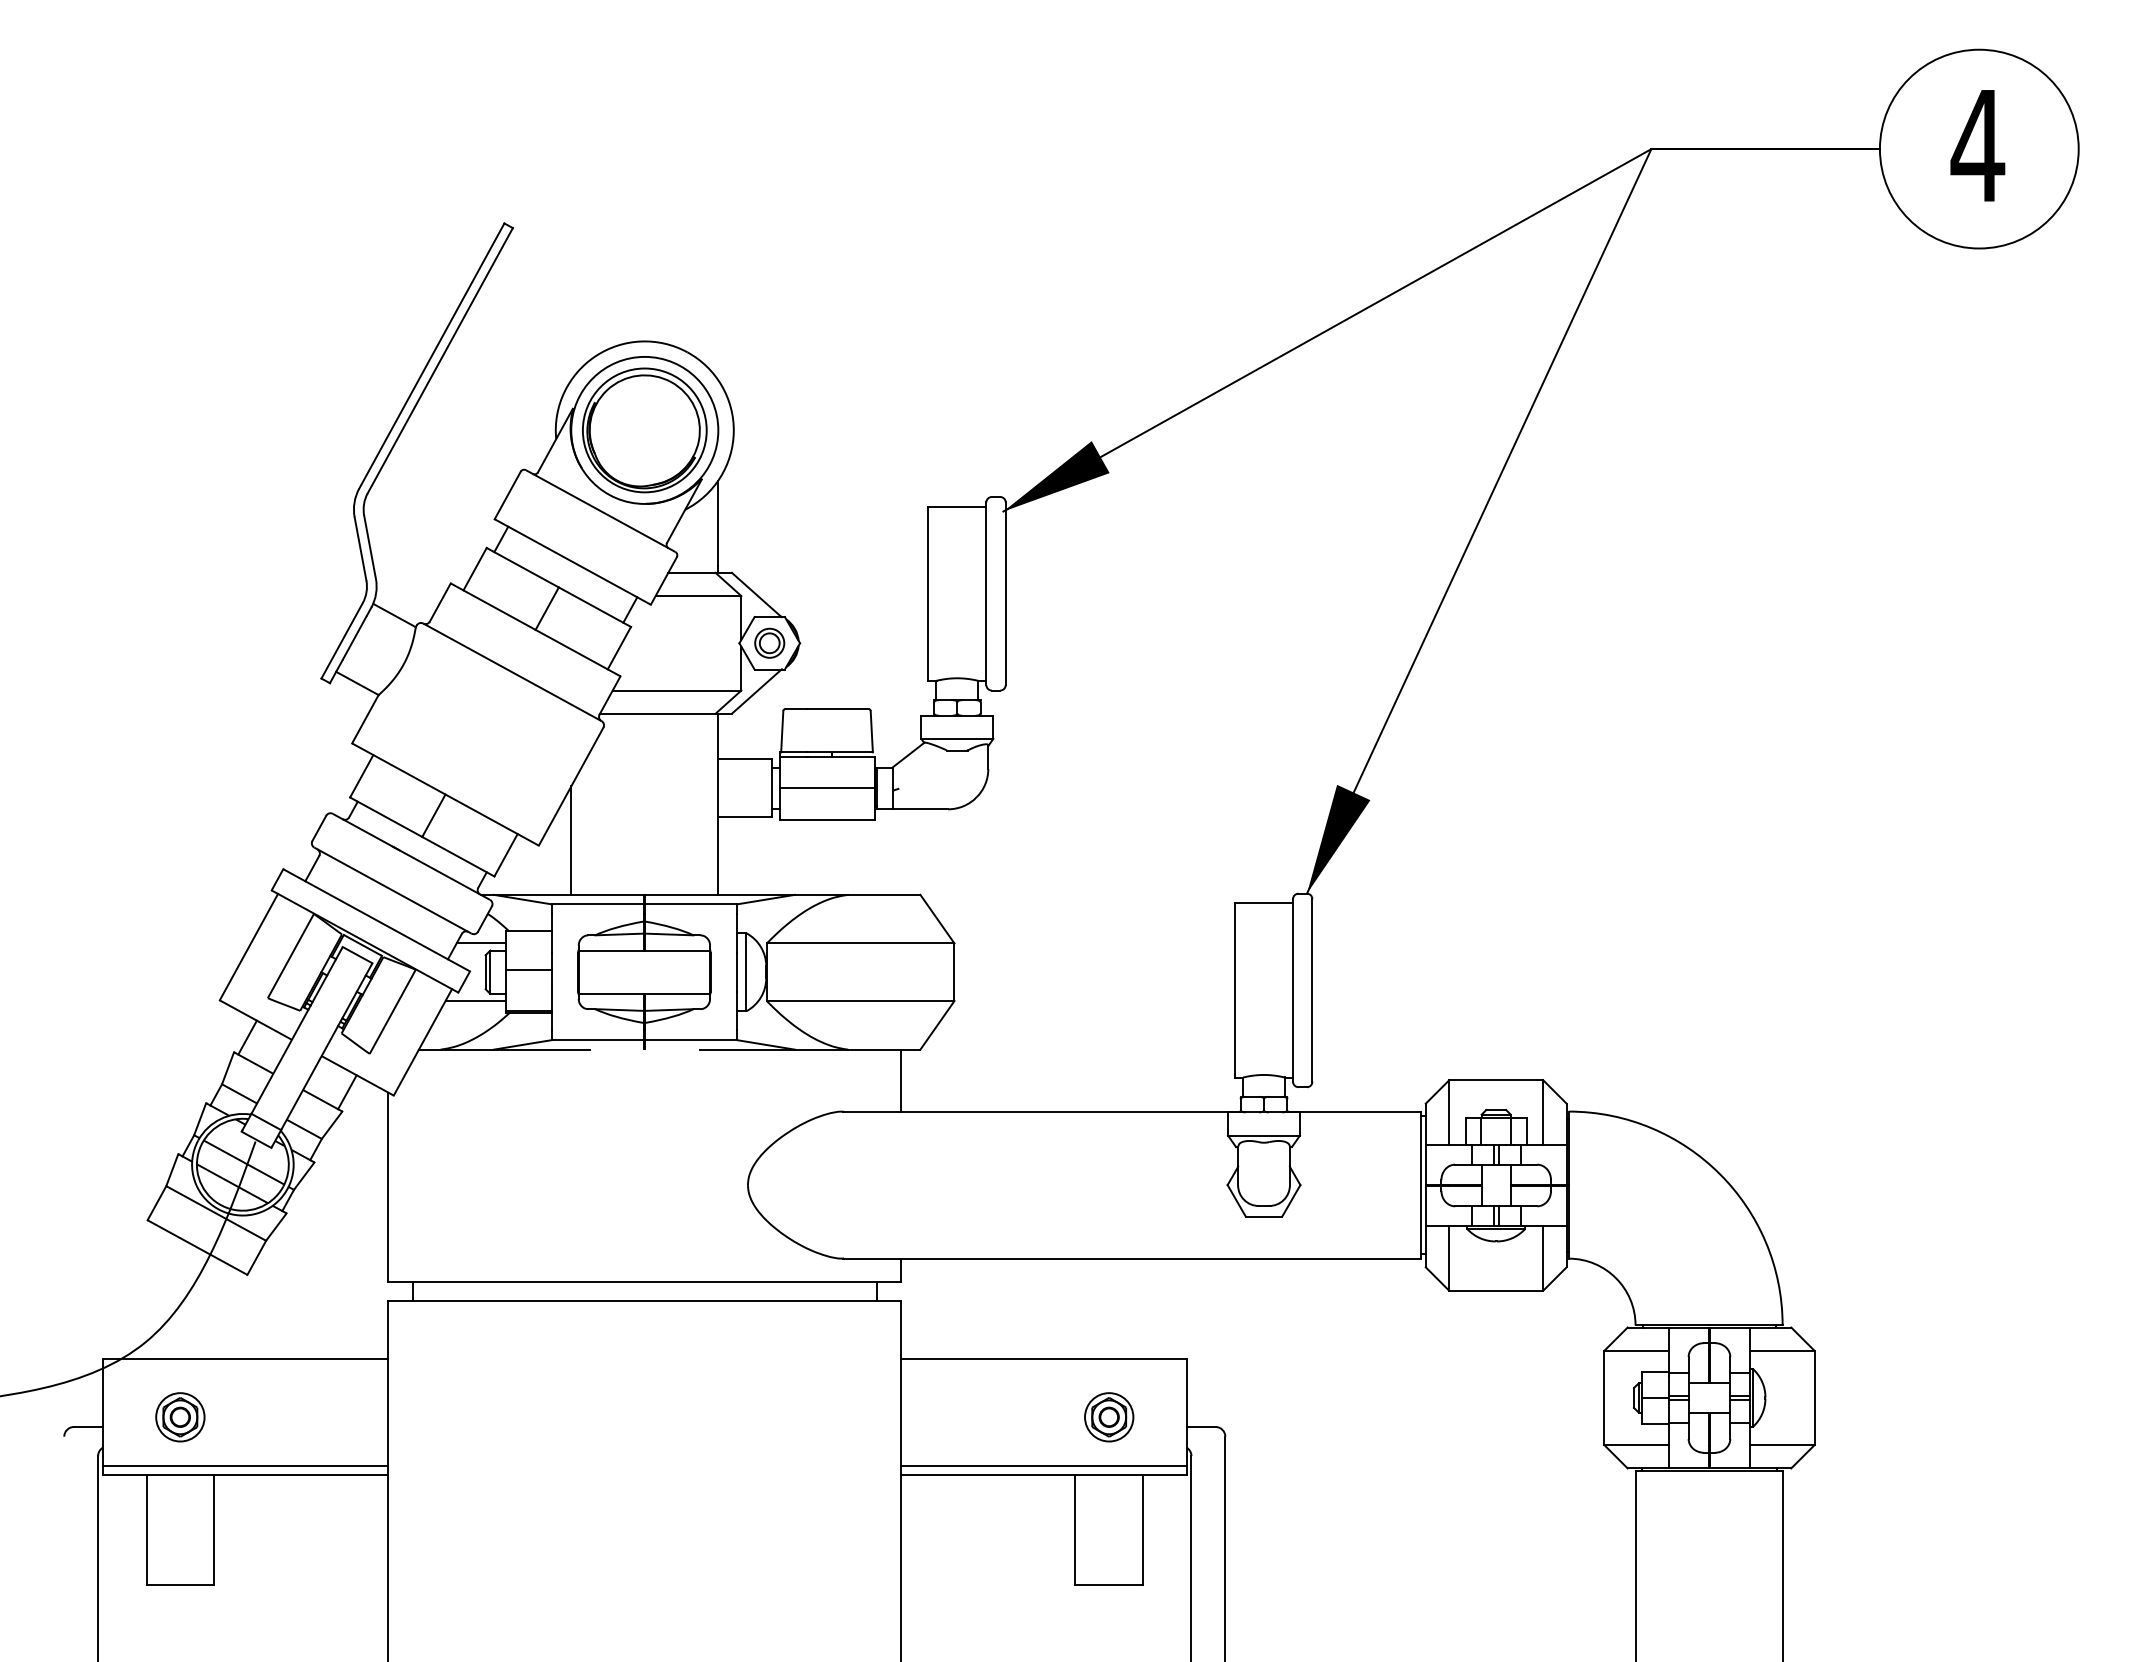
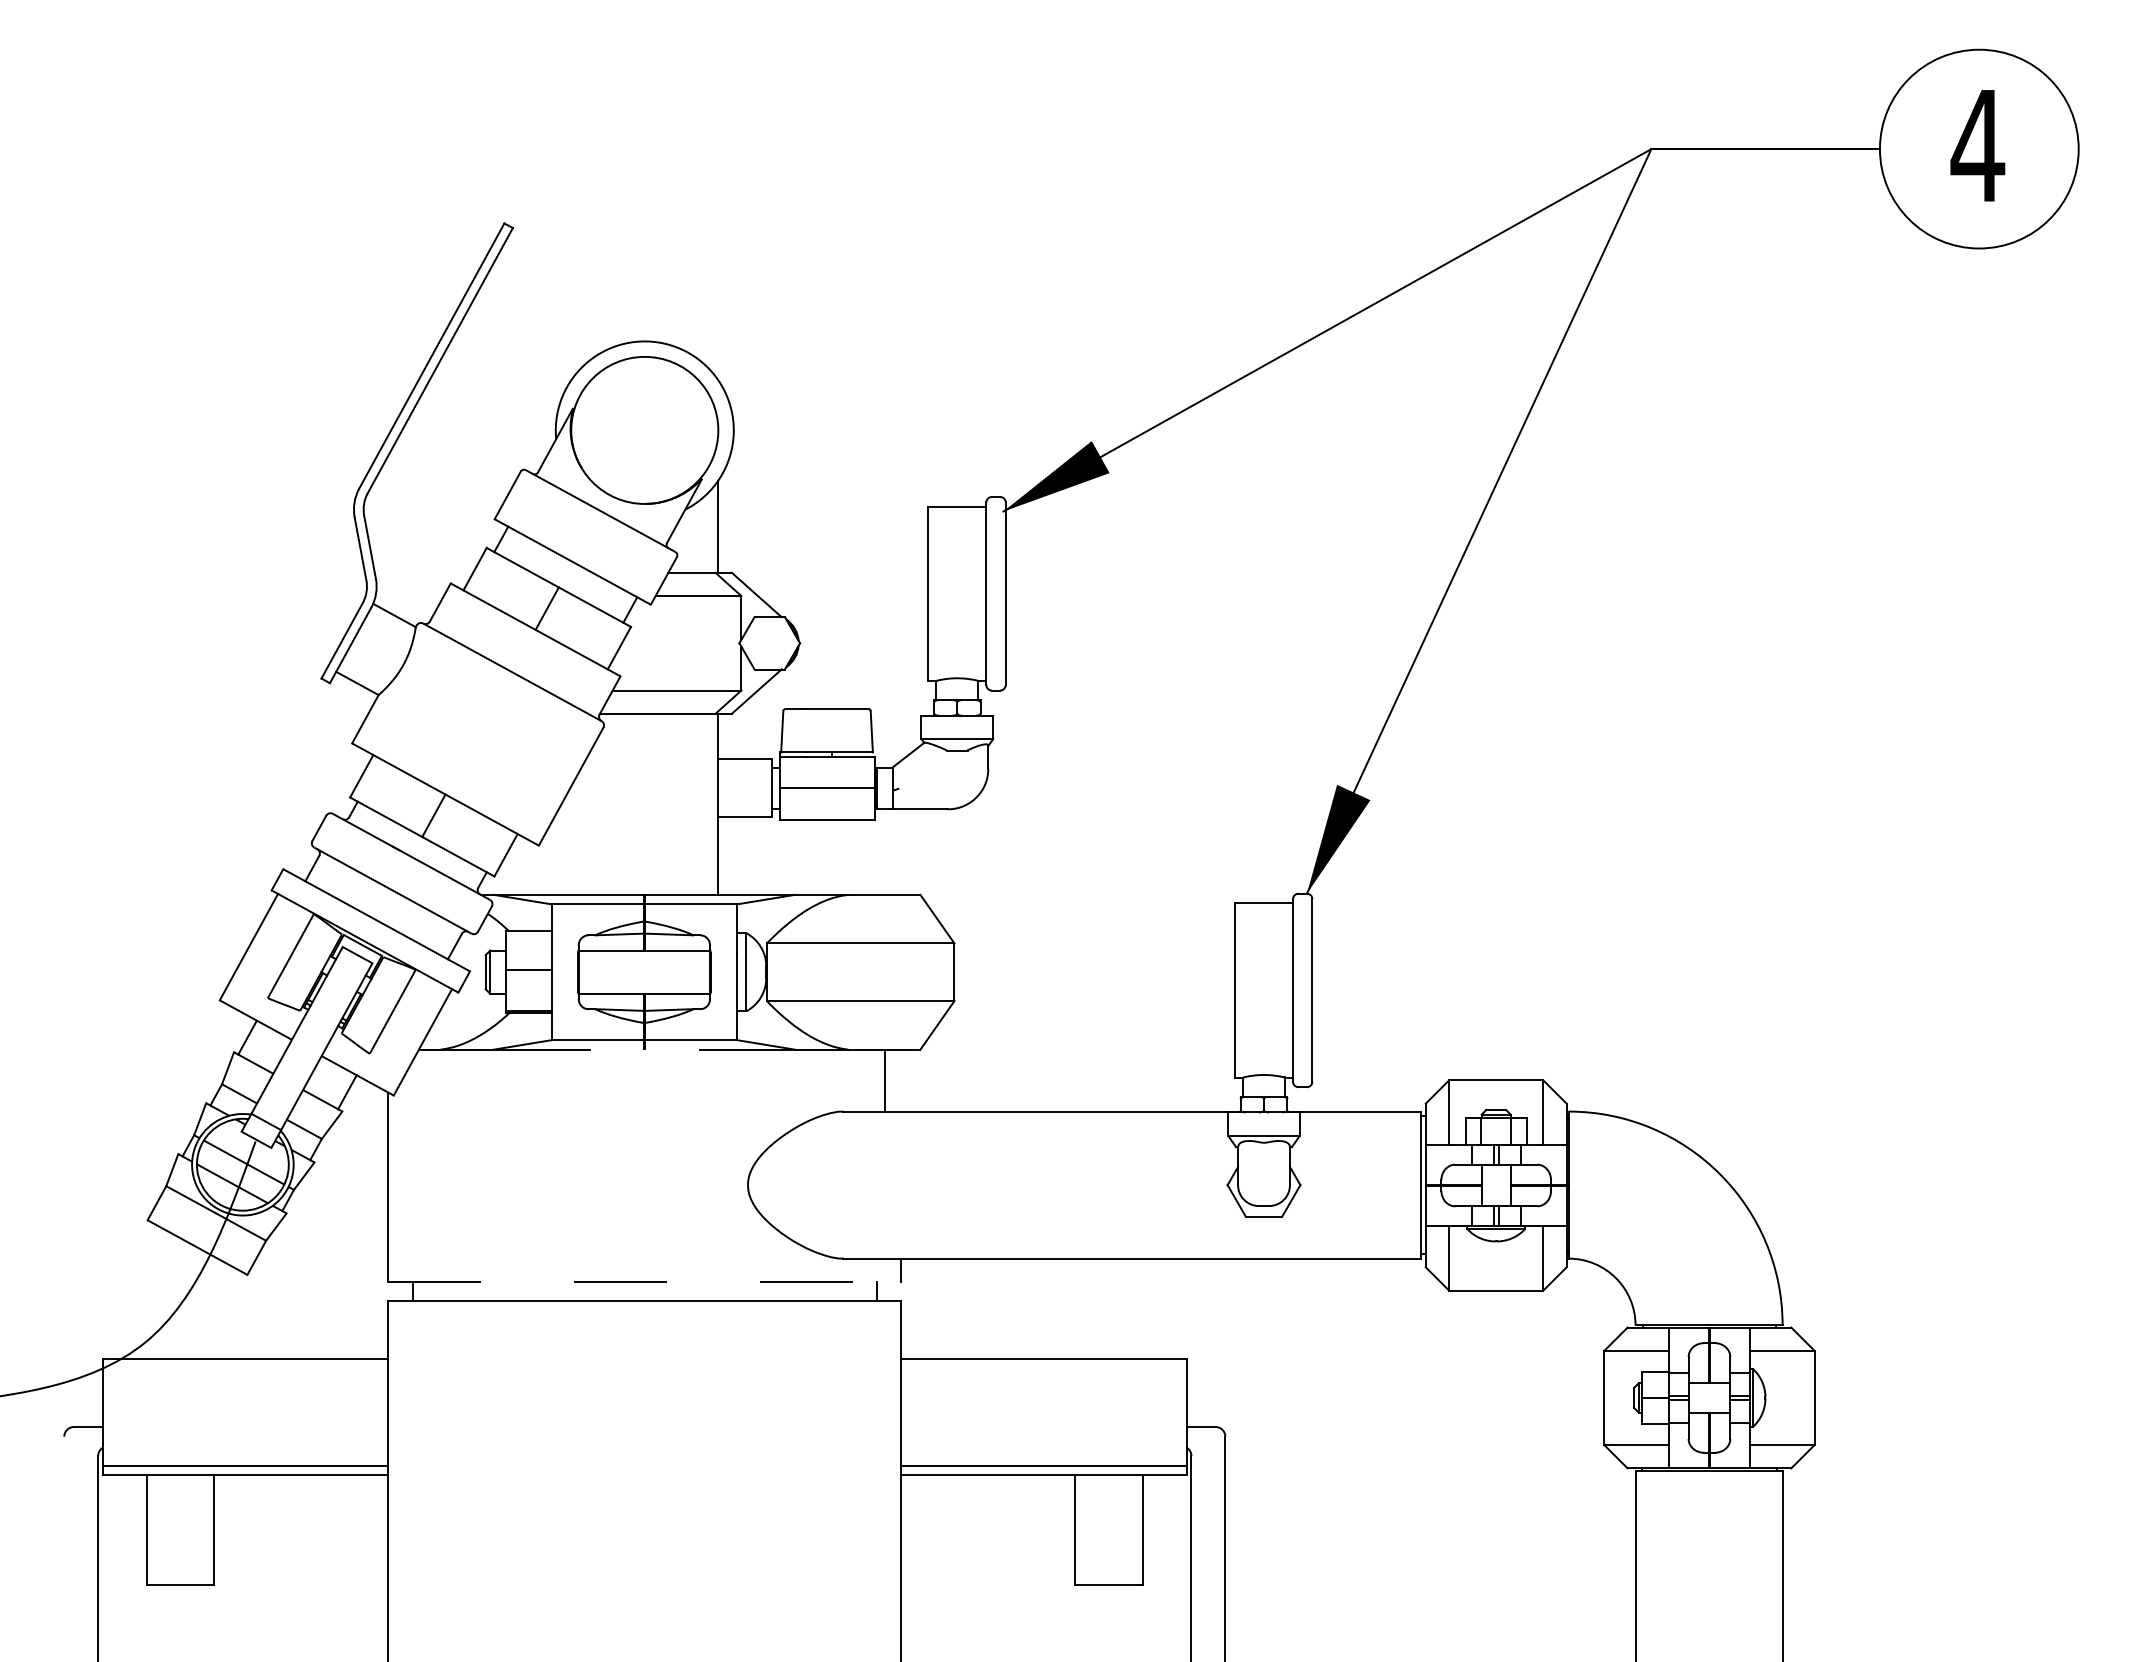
part: present -> none (644, 430)
part: present -> none (769, 642)
line: present -> none (571, 840)
line: present -> none (480, 943)
line: present -> none (475, 1001)
line position: (901, 1080) -> (885, 1080) (885, 1080)
line: solid -> dashed (645, 1281)
part: present -> none (180, 1417)
part: present -> none (1109, 1417)
